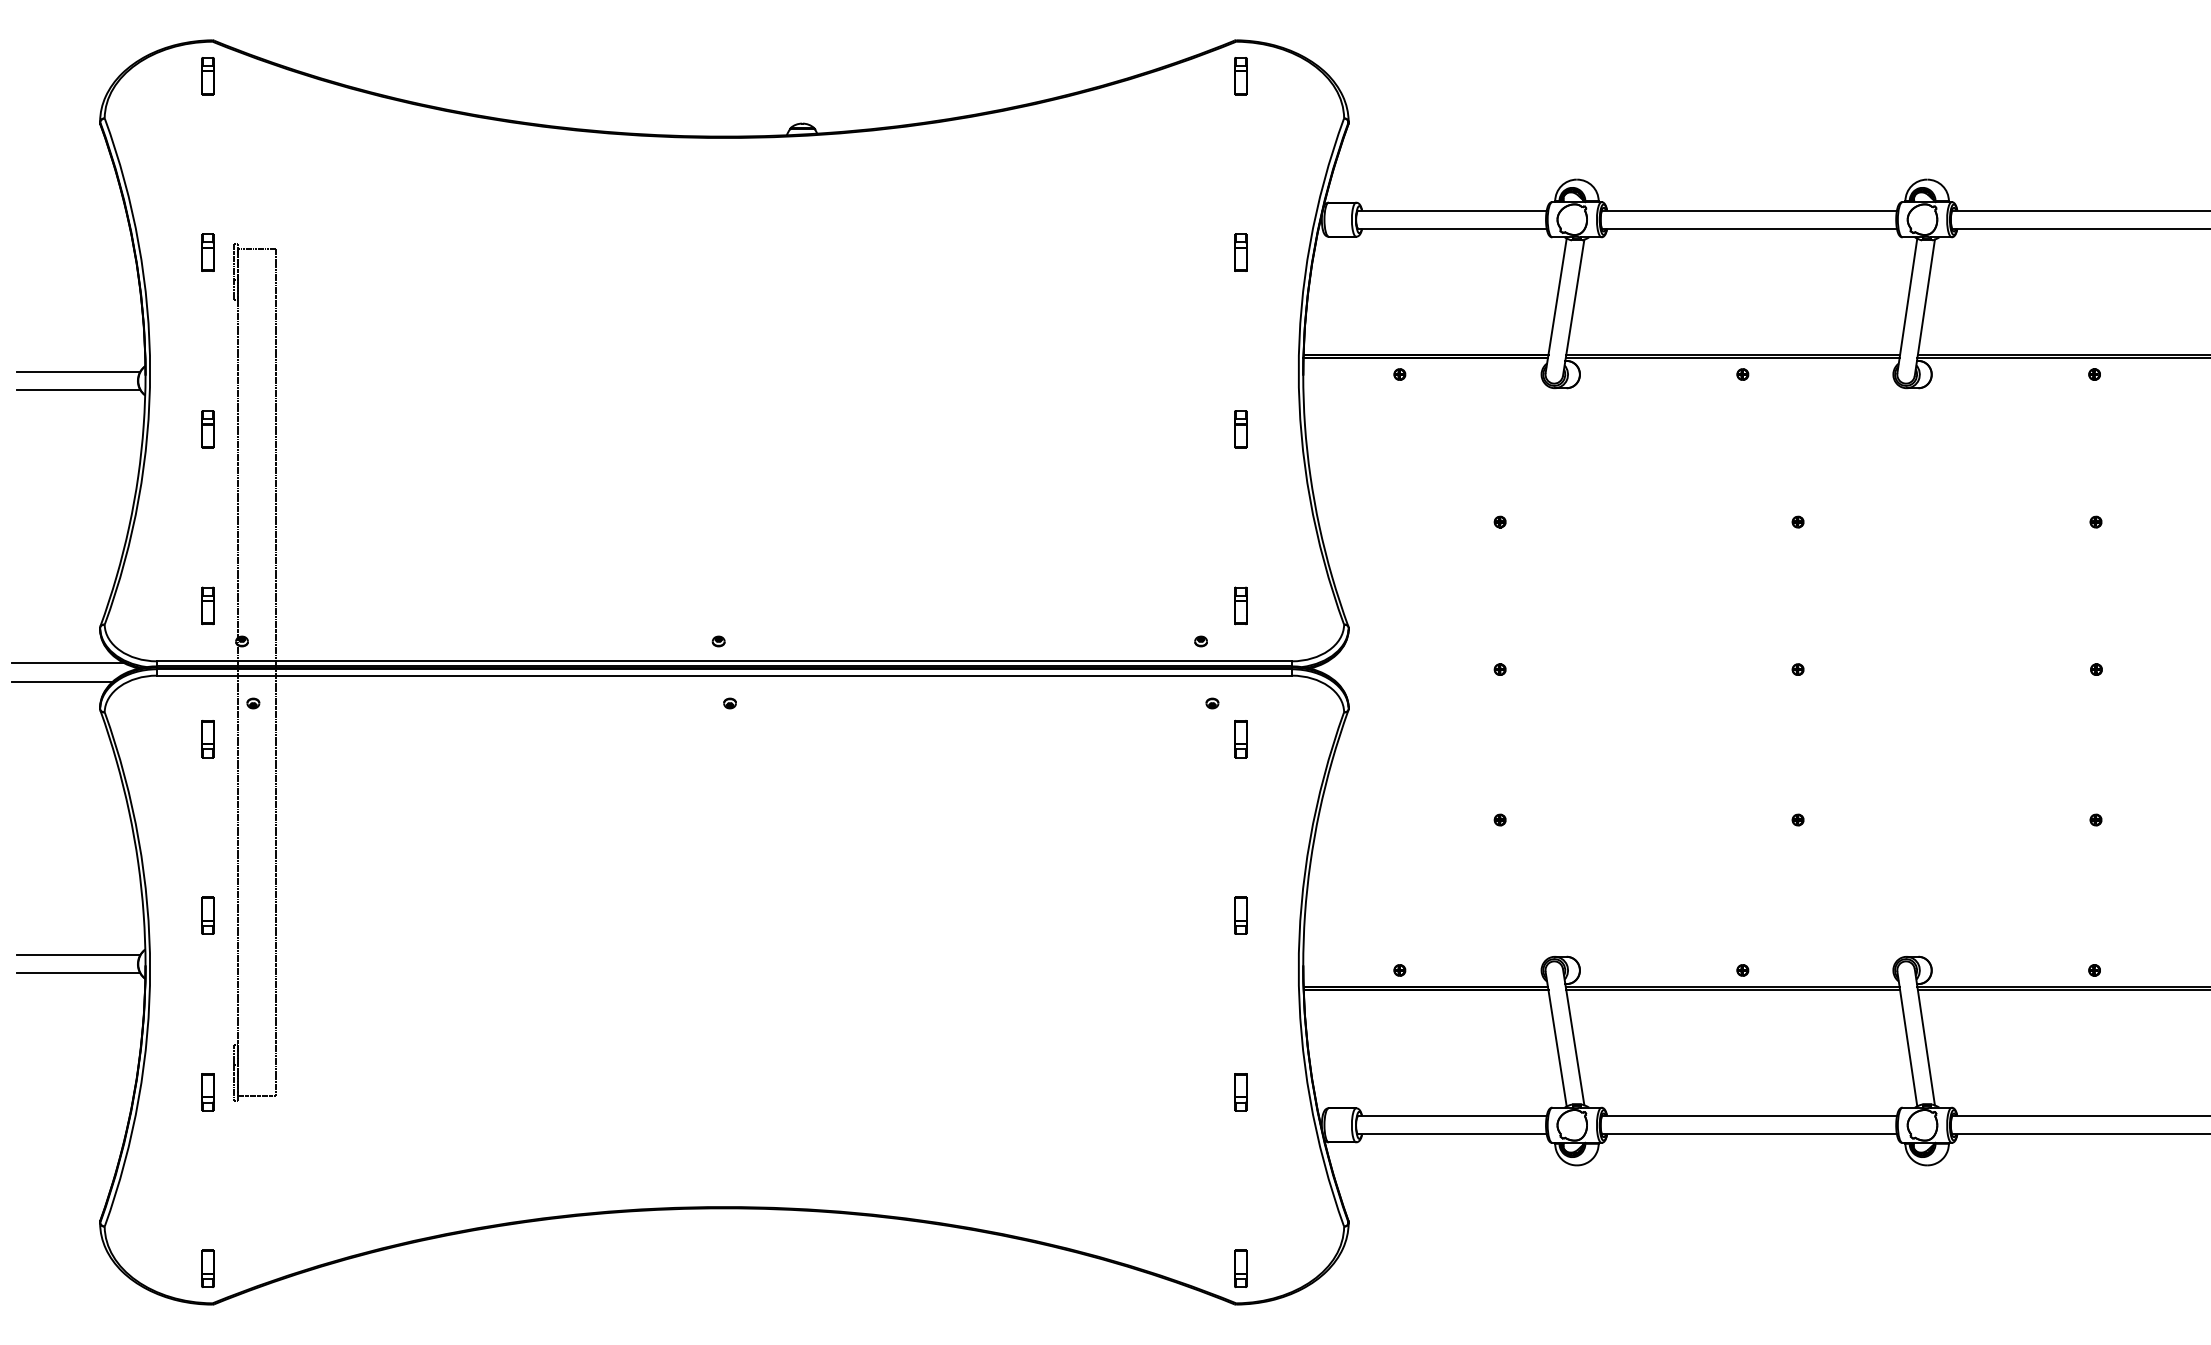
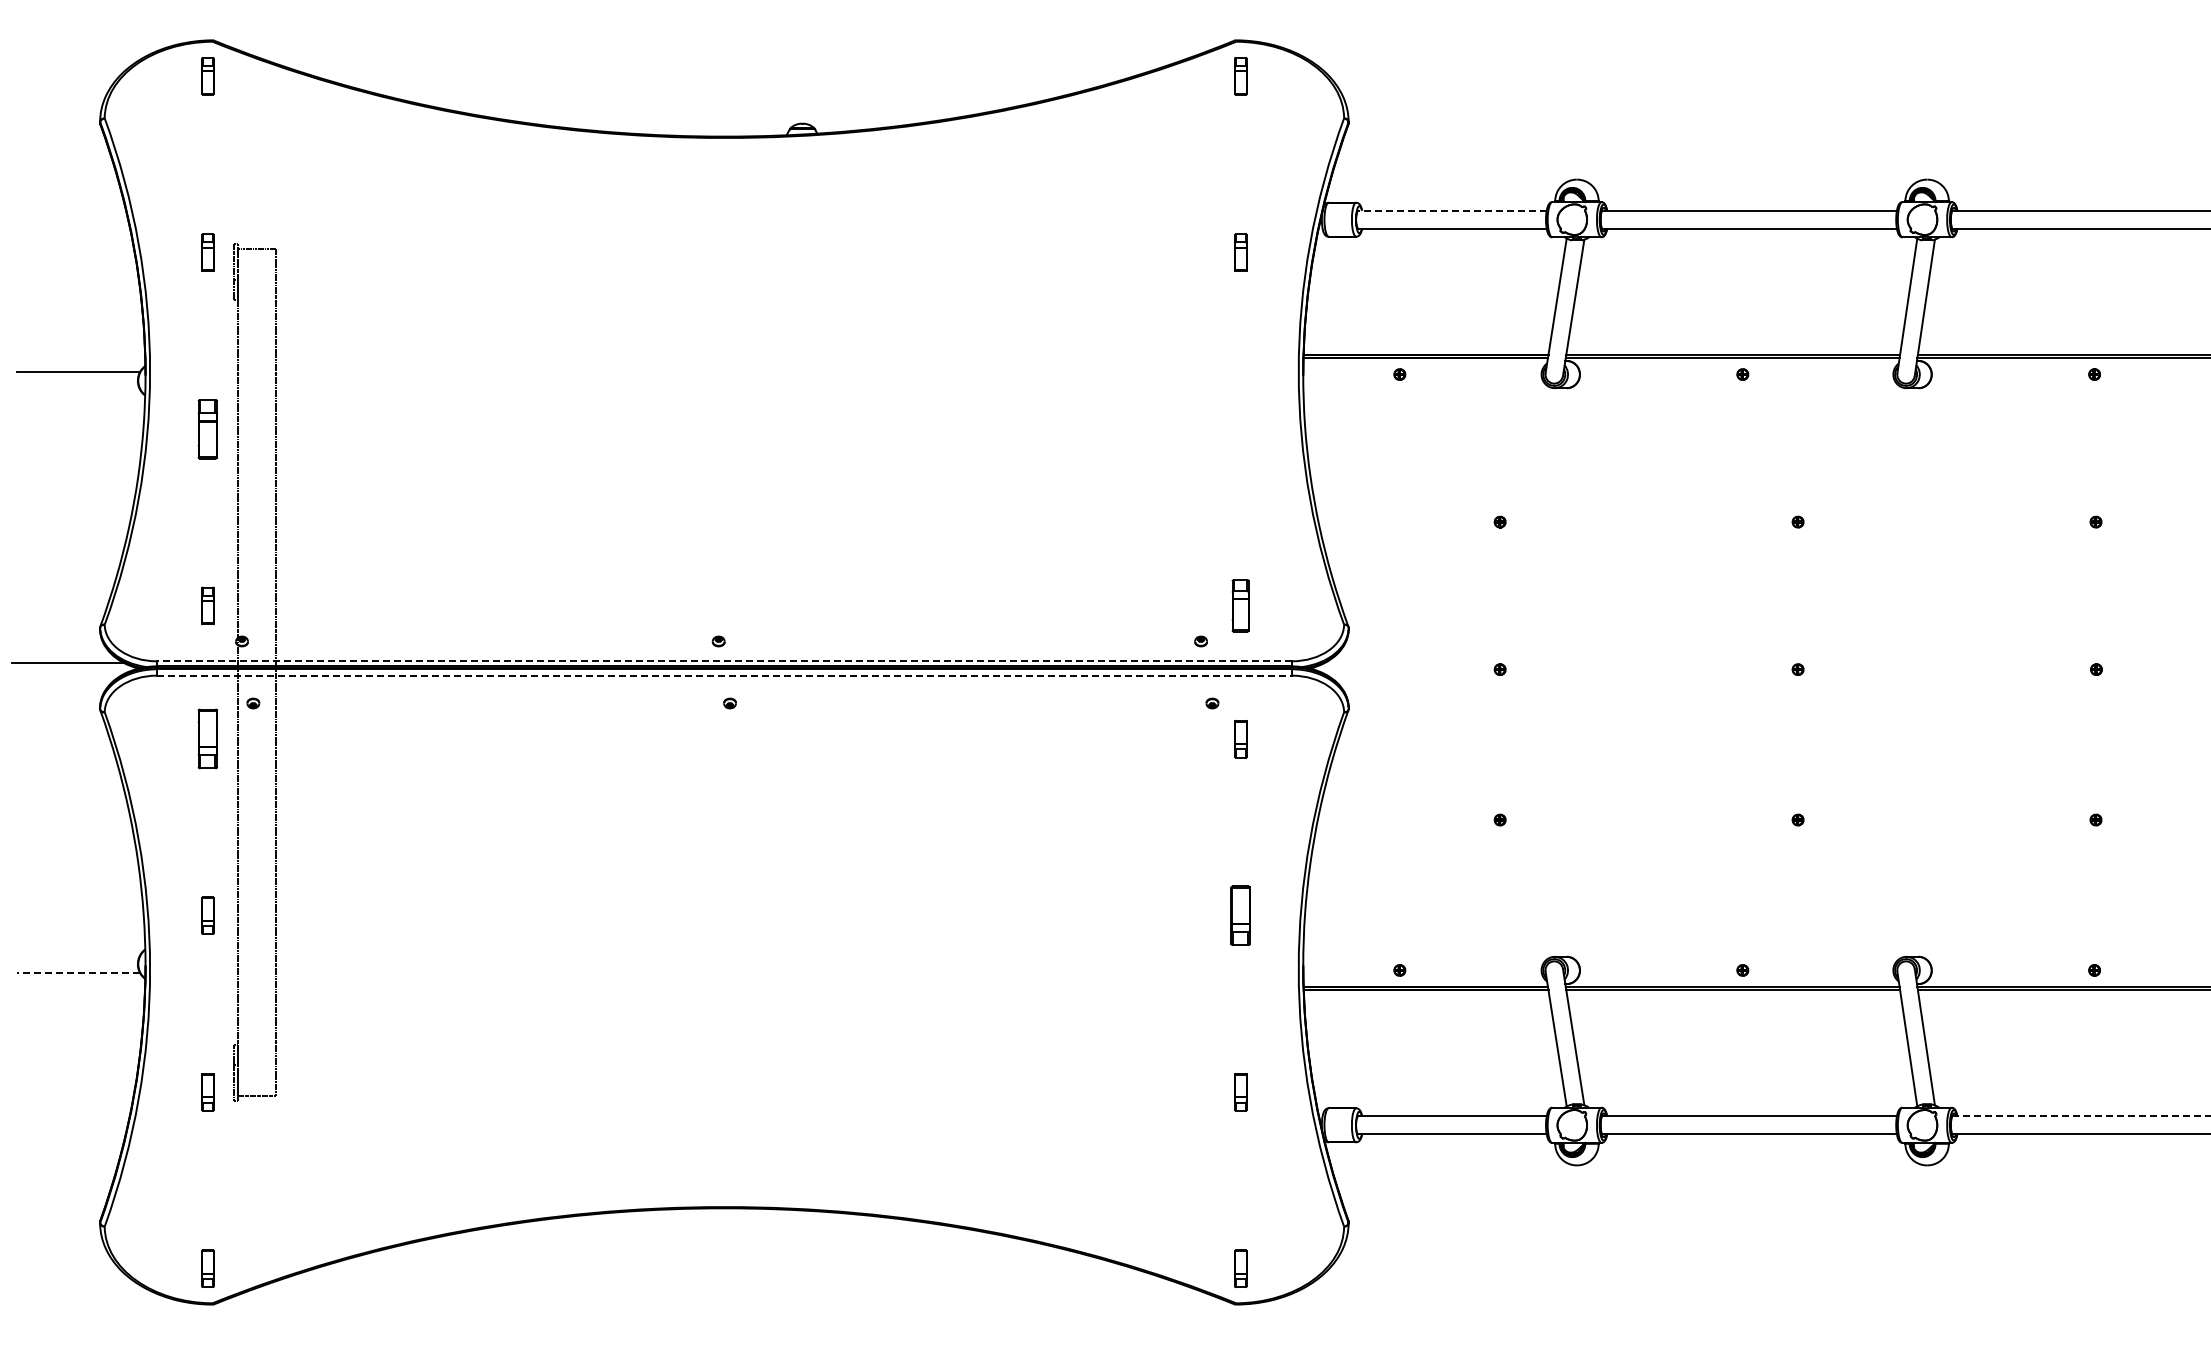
line: solid -> dashed (1452, 210)
line: present -> none (78, 389)
part size: 14x39 px -> 21x61 px (207, 429)
part: present -> none (1240, 429)
part size: 14x40 px -> 19x54 px (1240, 605)
line: solid -> dashed (723, 661)
line: solid -> dashed (724, 675)
line: present -> none (62, 681)
part size: 14x39 px -> 21x62 px (207, 738)
part size: 14x39 px -> 21x61 px (1240, 915)
line: present -> none (78, 955)
line: solid -> dashed (78, 973)
line: solid -> dashed (2081, 1116)
